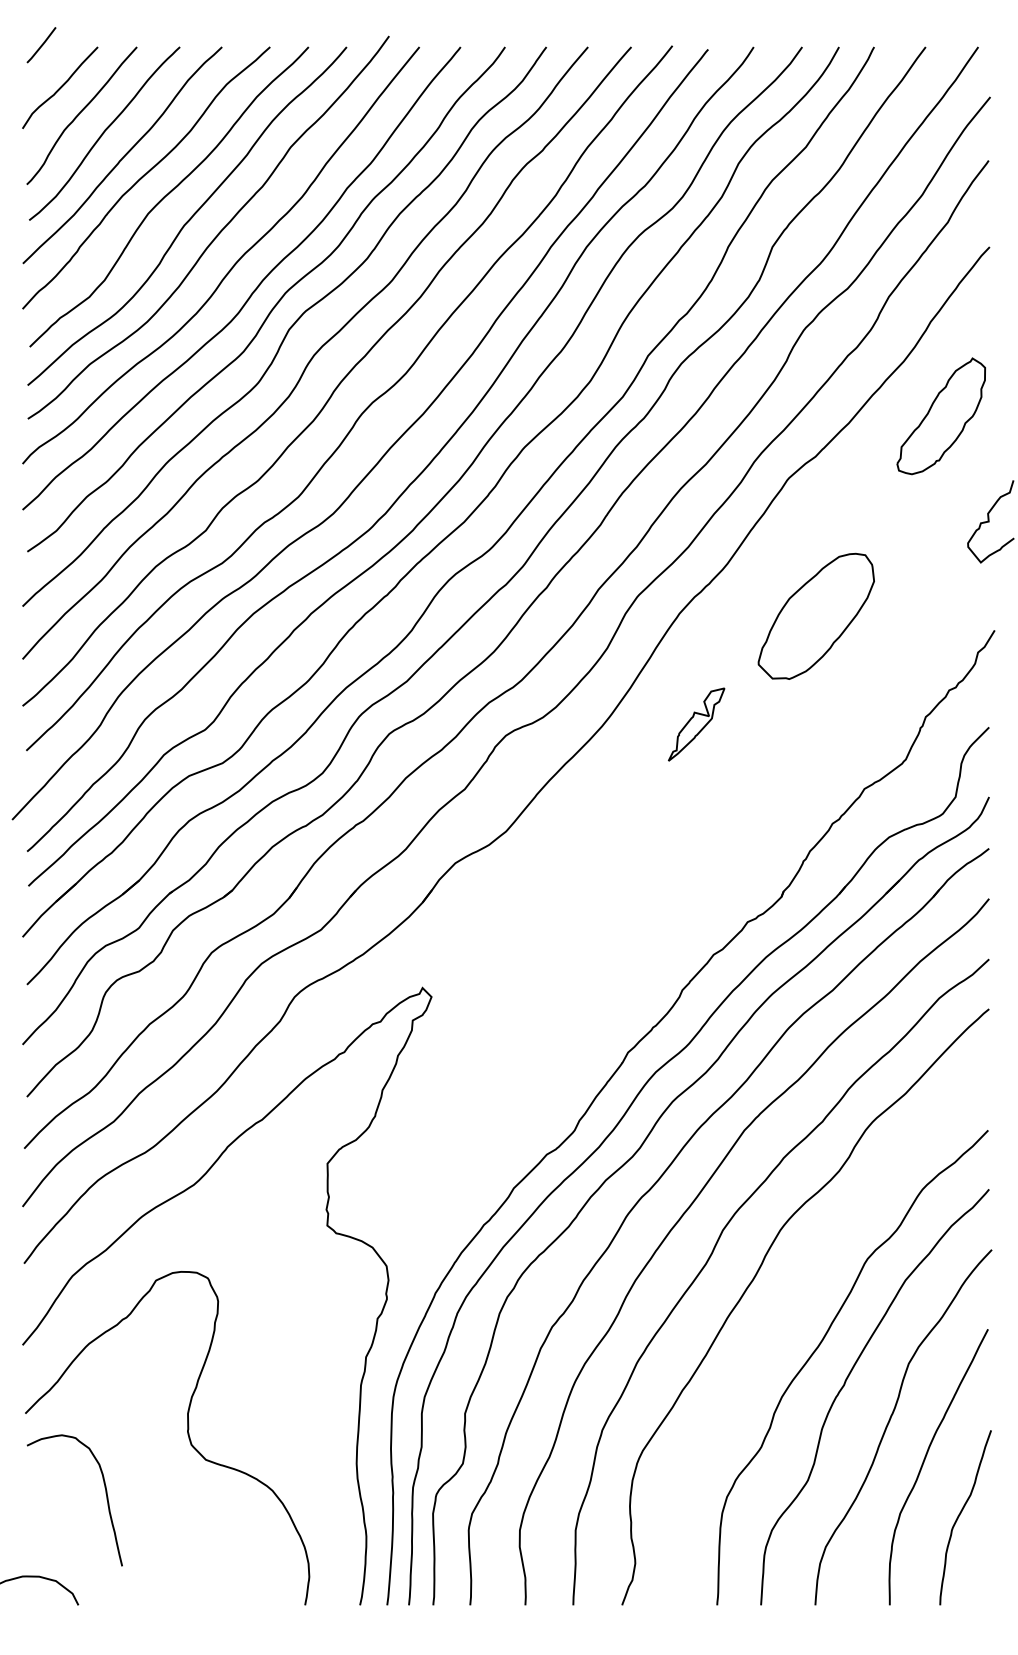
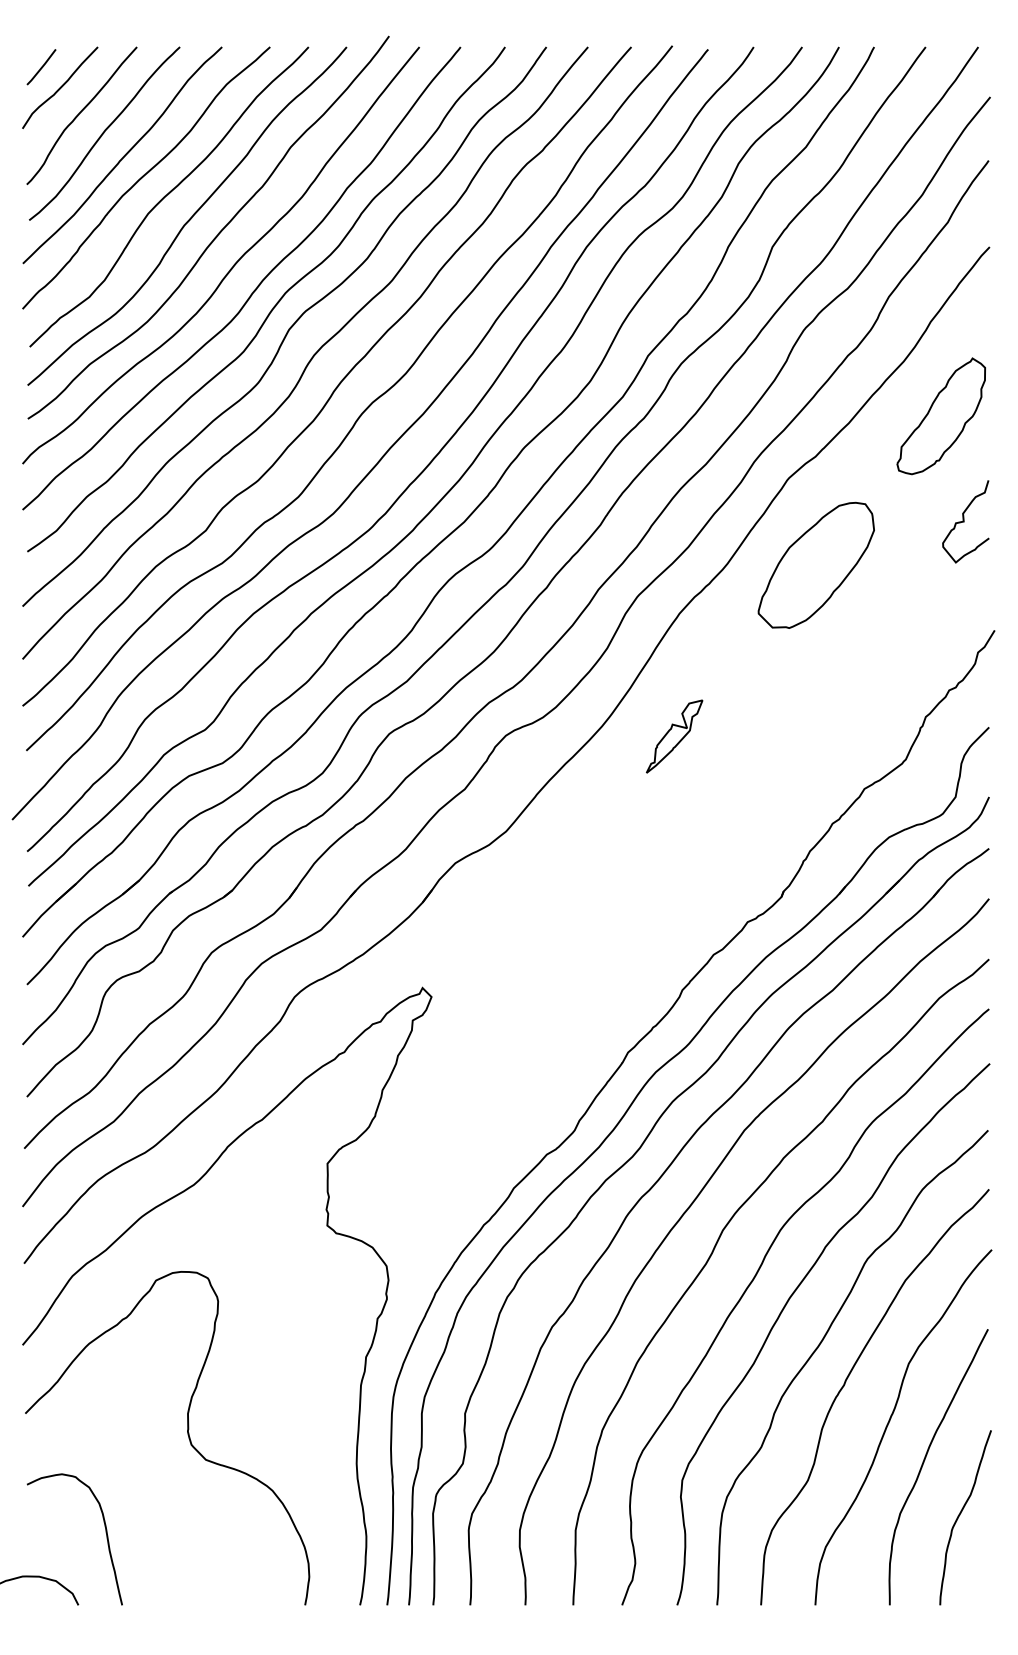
line position: (41, 45) -> (41, 67) (41, 67)
curve position: (989, 521) -> (964, 521) (964, 521)
part position: (815, 615) -> (815, 564) (815, 564)
part position: (696, 724) -> (674, 736) (674, 736)
curve: none -> present (784, 1309)
curve position: (105, 1493) -> (105, 1532) (105, 1532)
